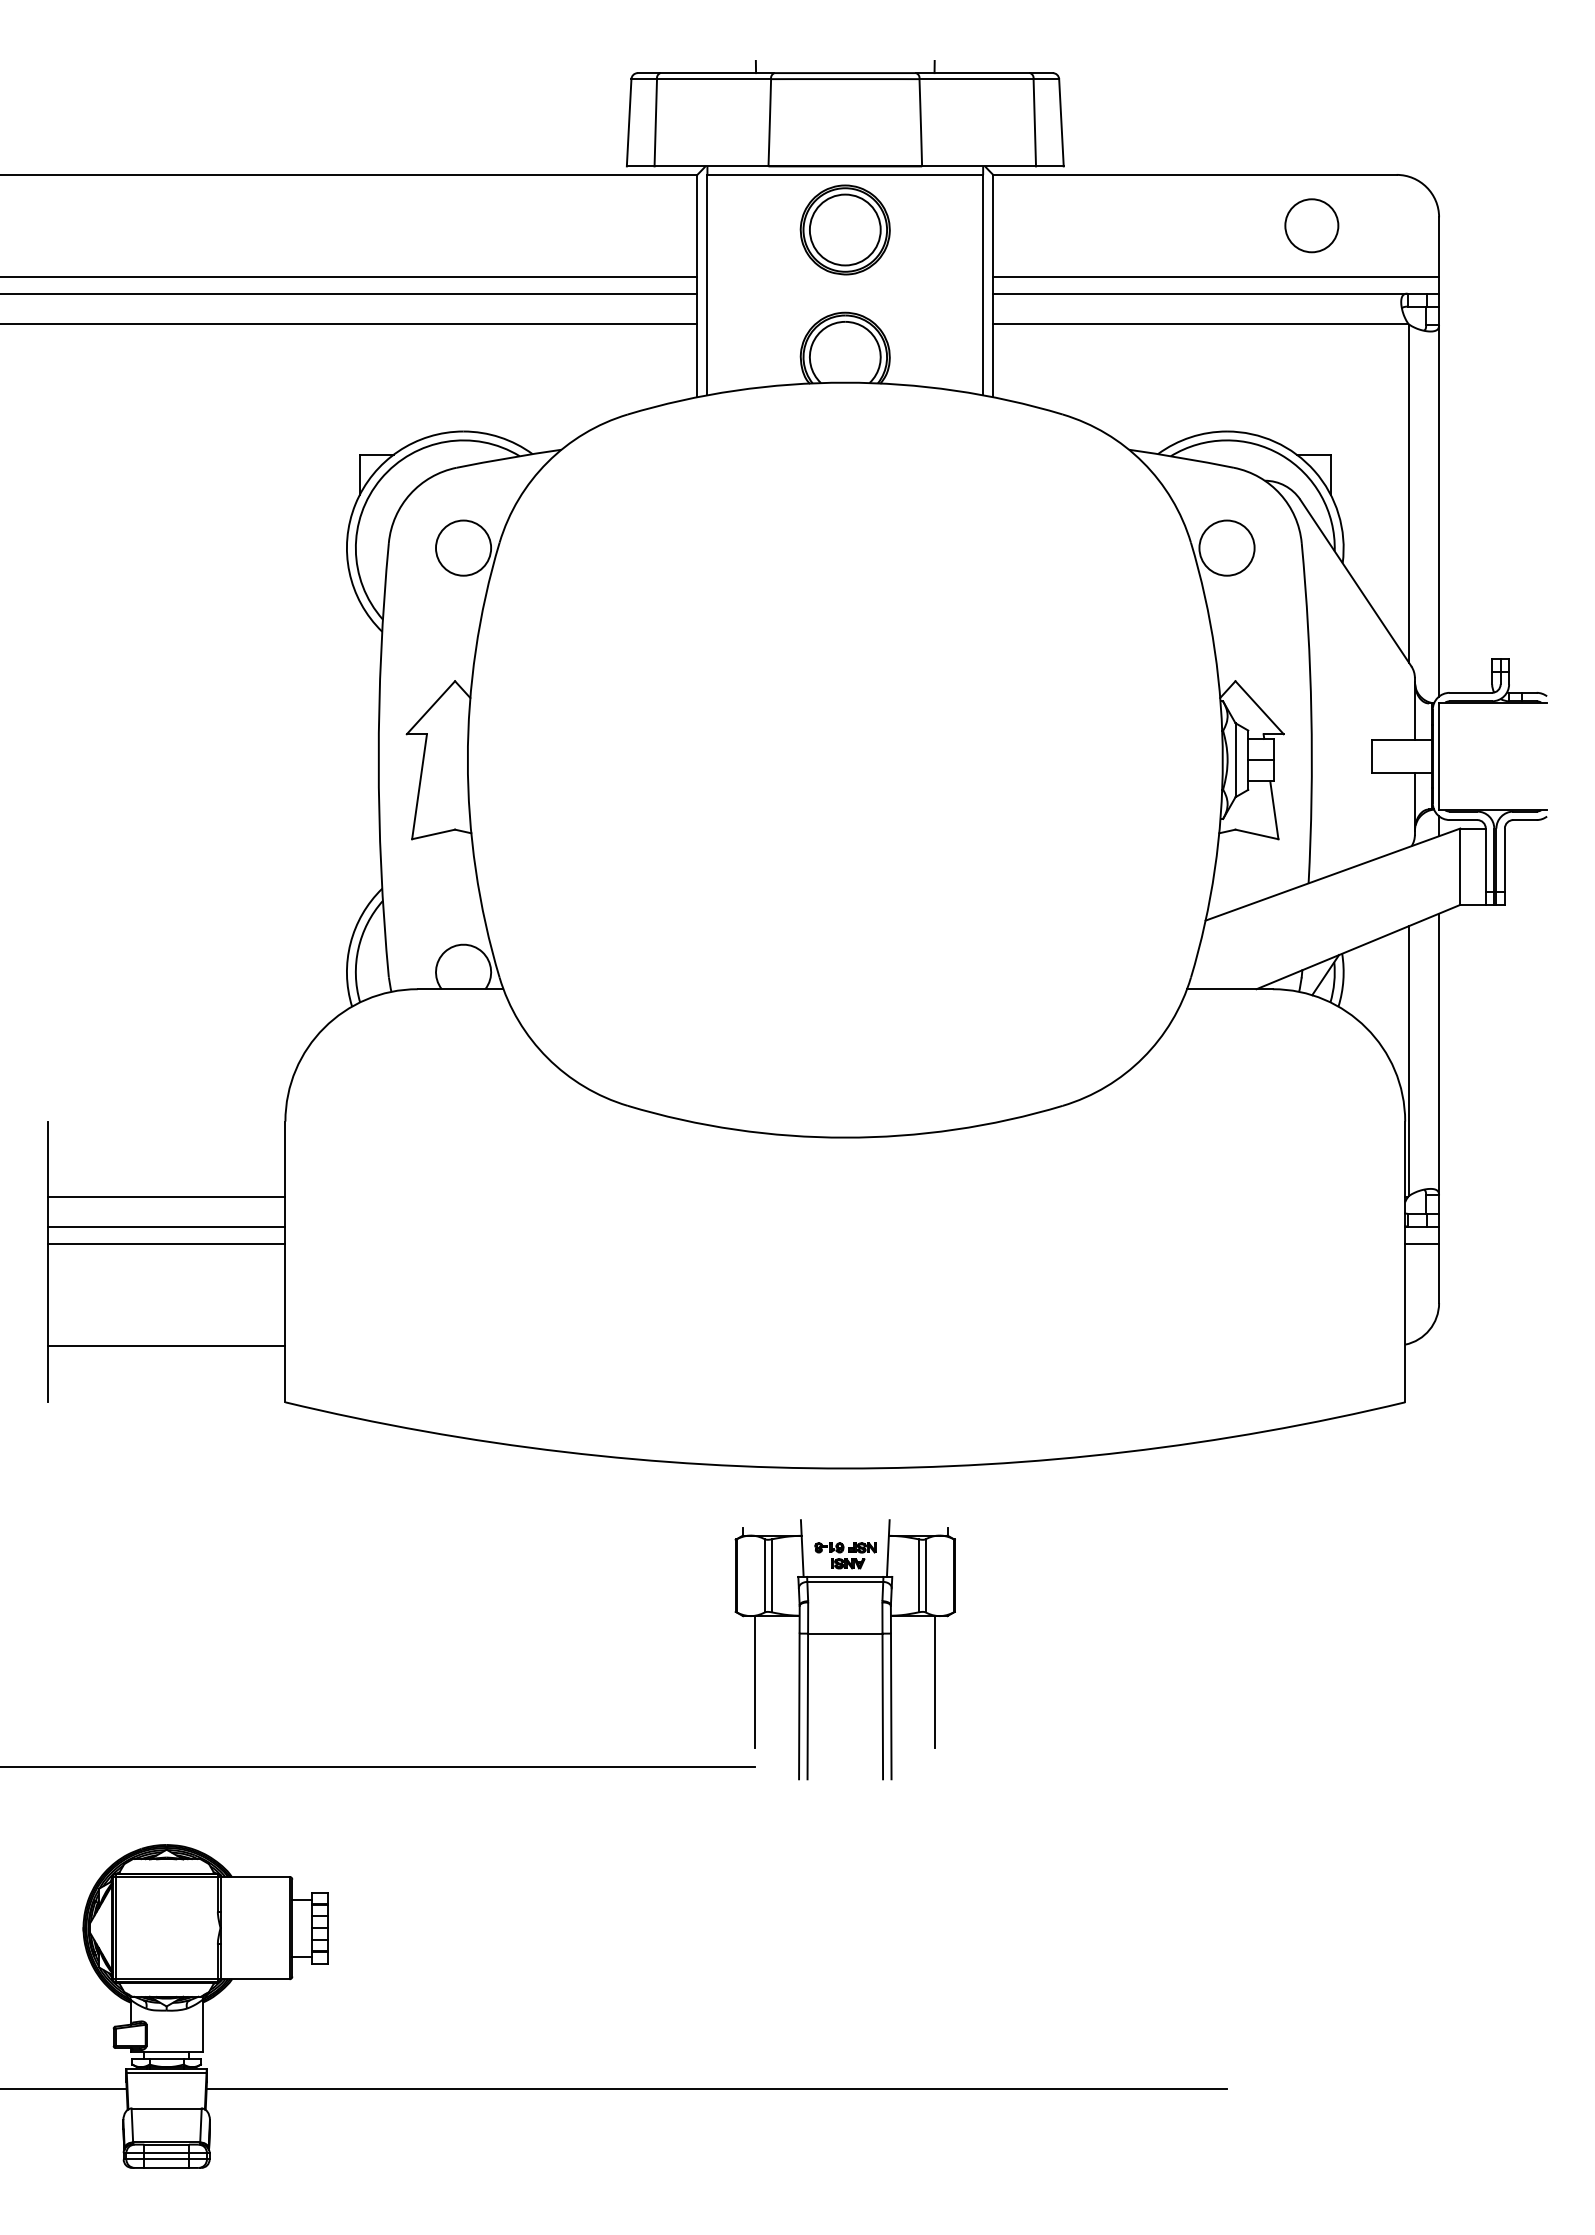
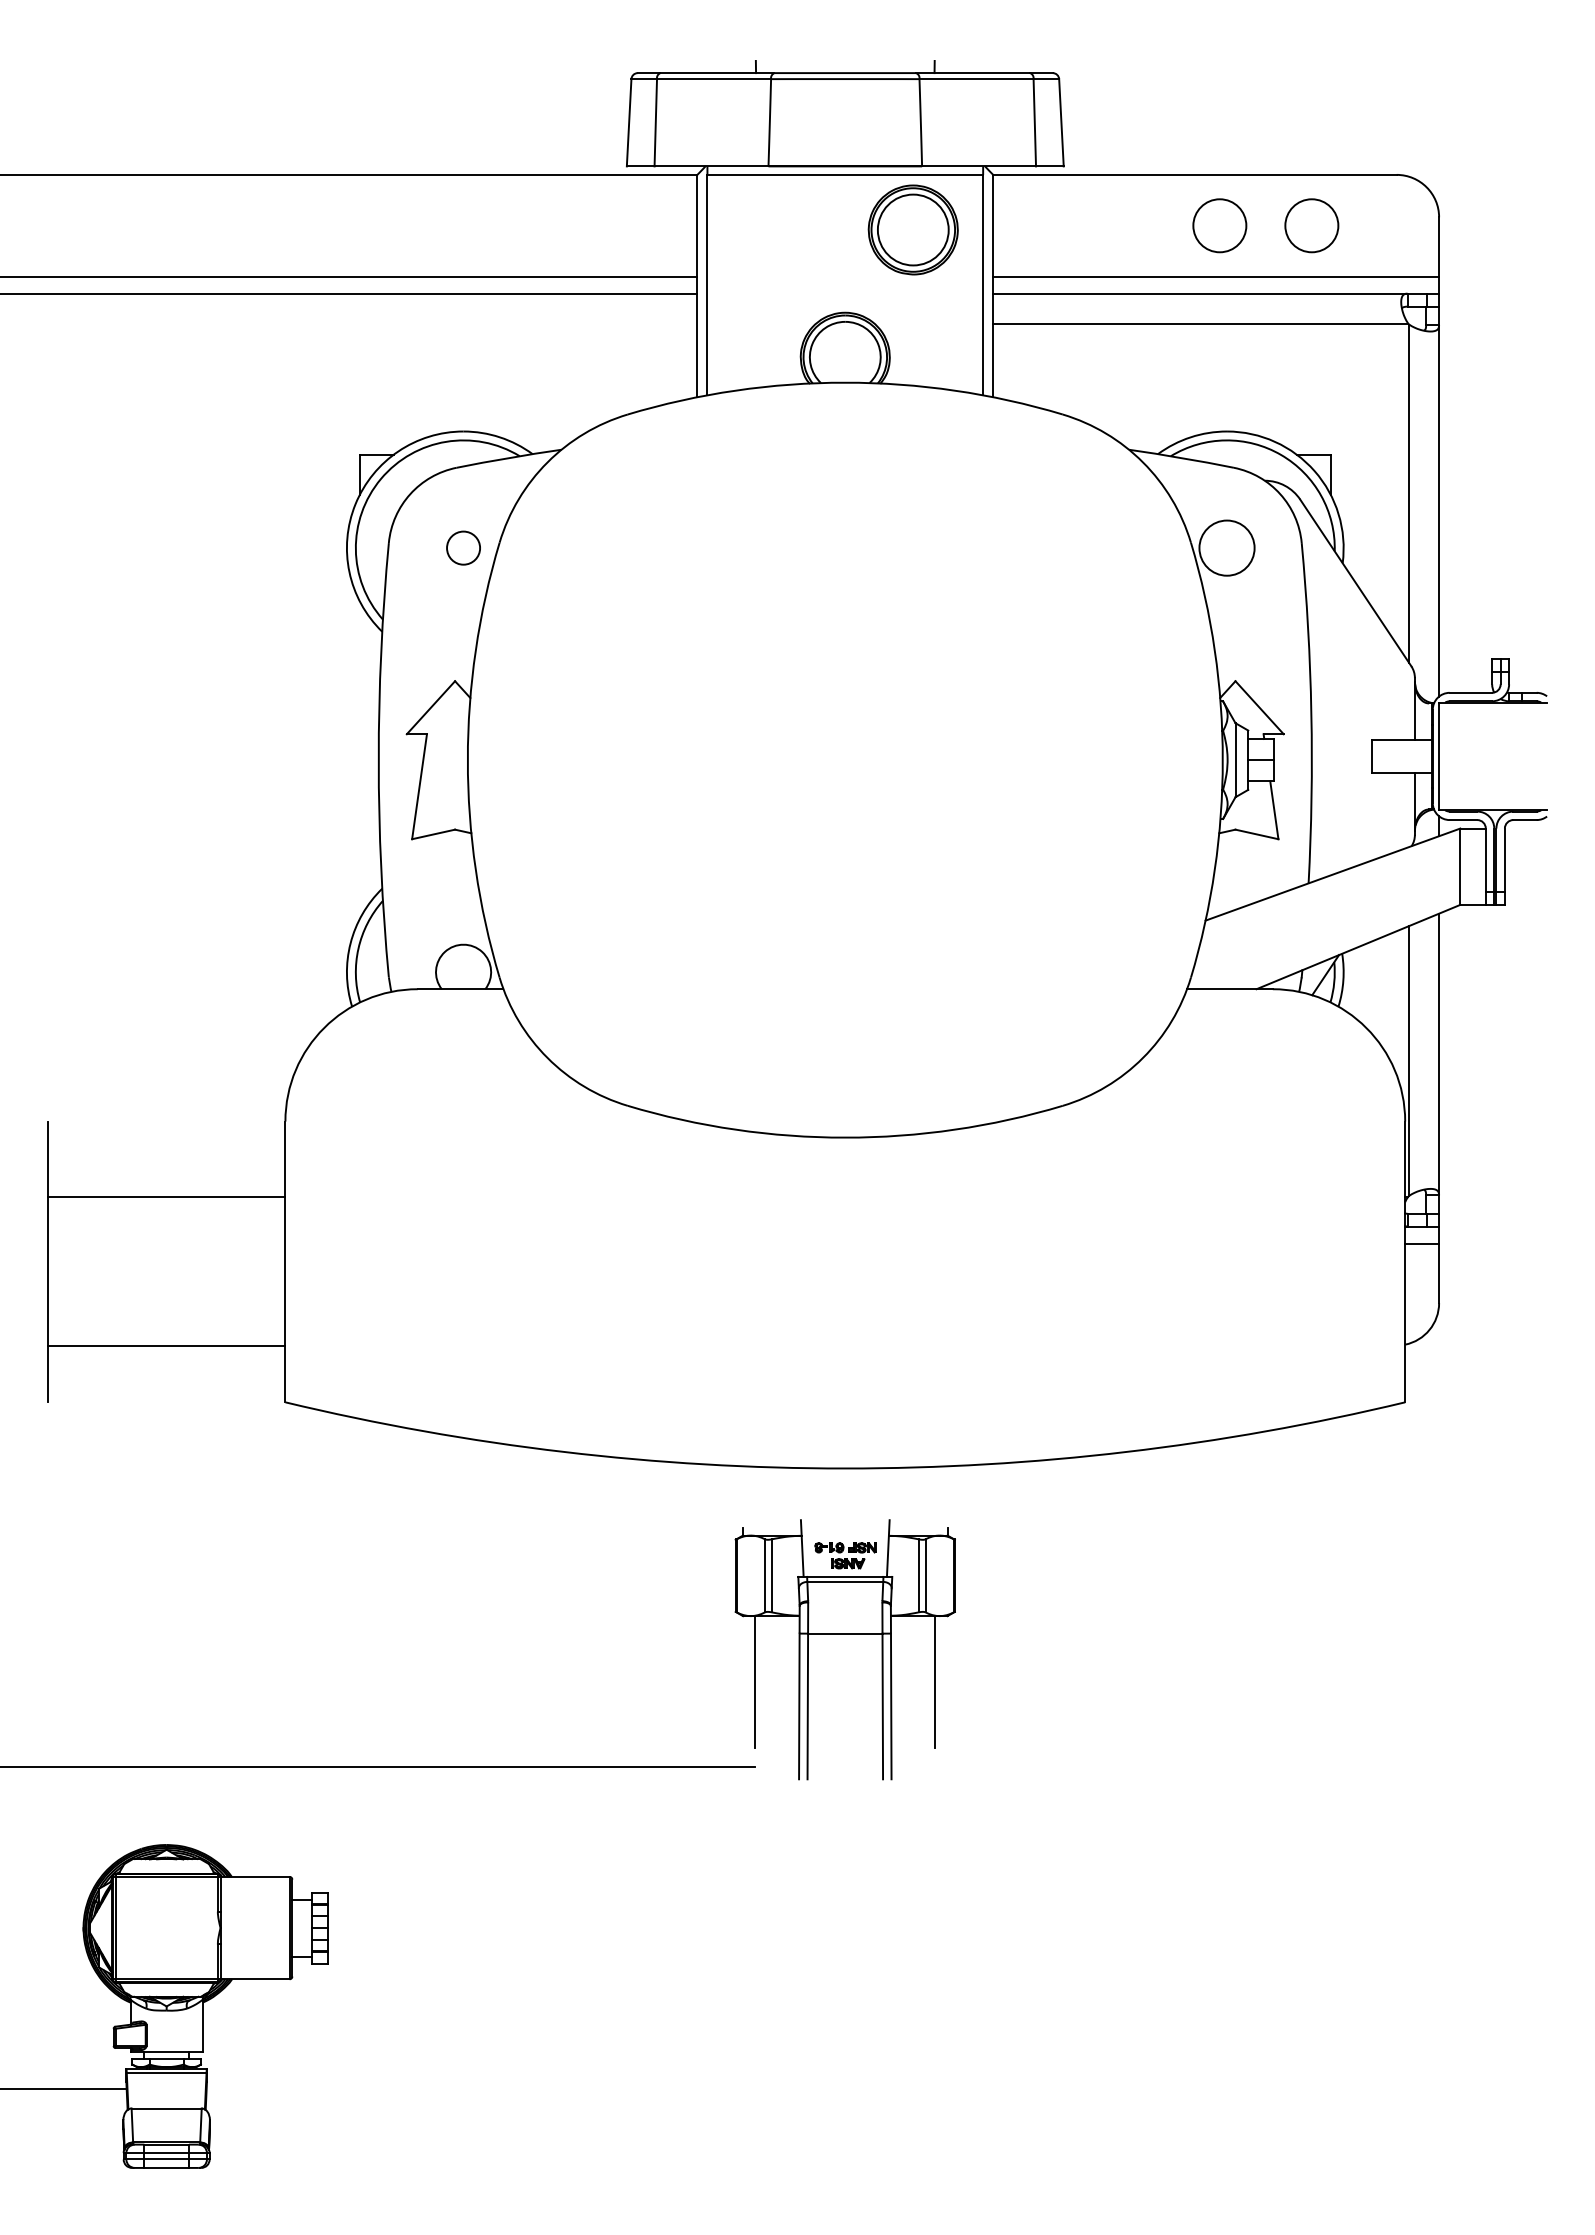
circle: none -> present (1219, 225)
part position: (844, 229) -> (912, 229) (912, 229)
line: present -> none (349, 323)
circle diameter: 55 px -> 33 px (463, 547)
line: present -> none (166, 1226)
line: present -> none (166, 1243)
line: present -> none (716, 2089)
